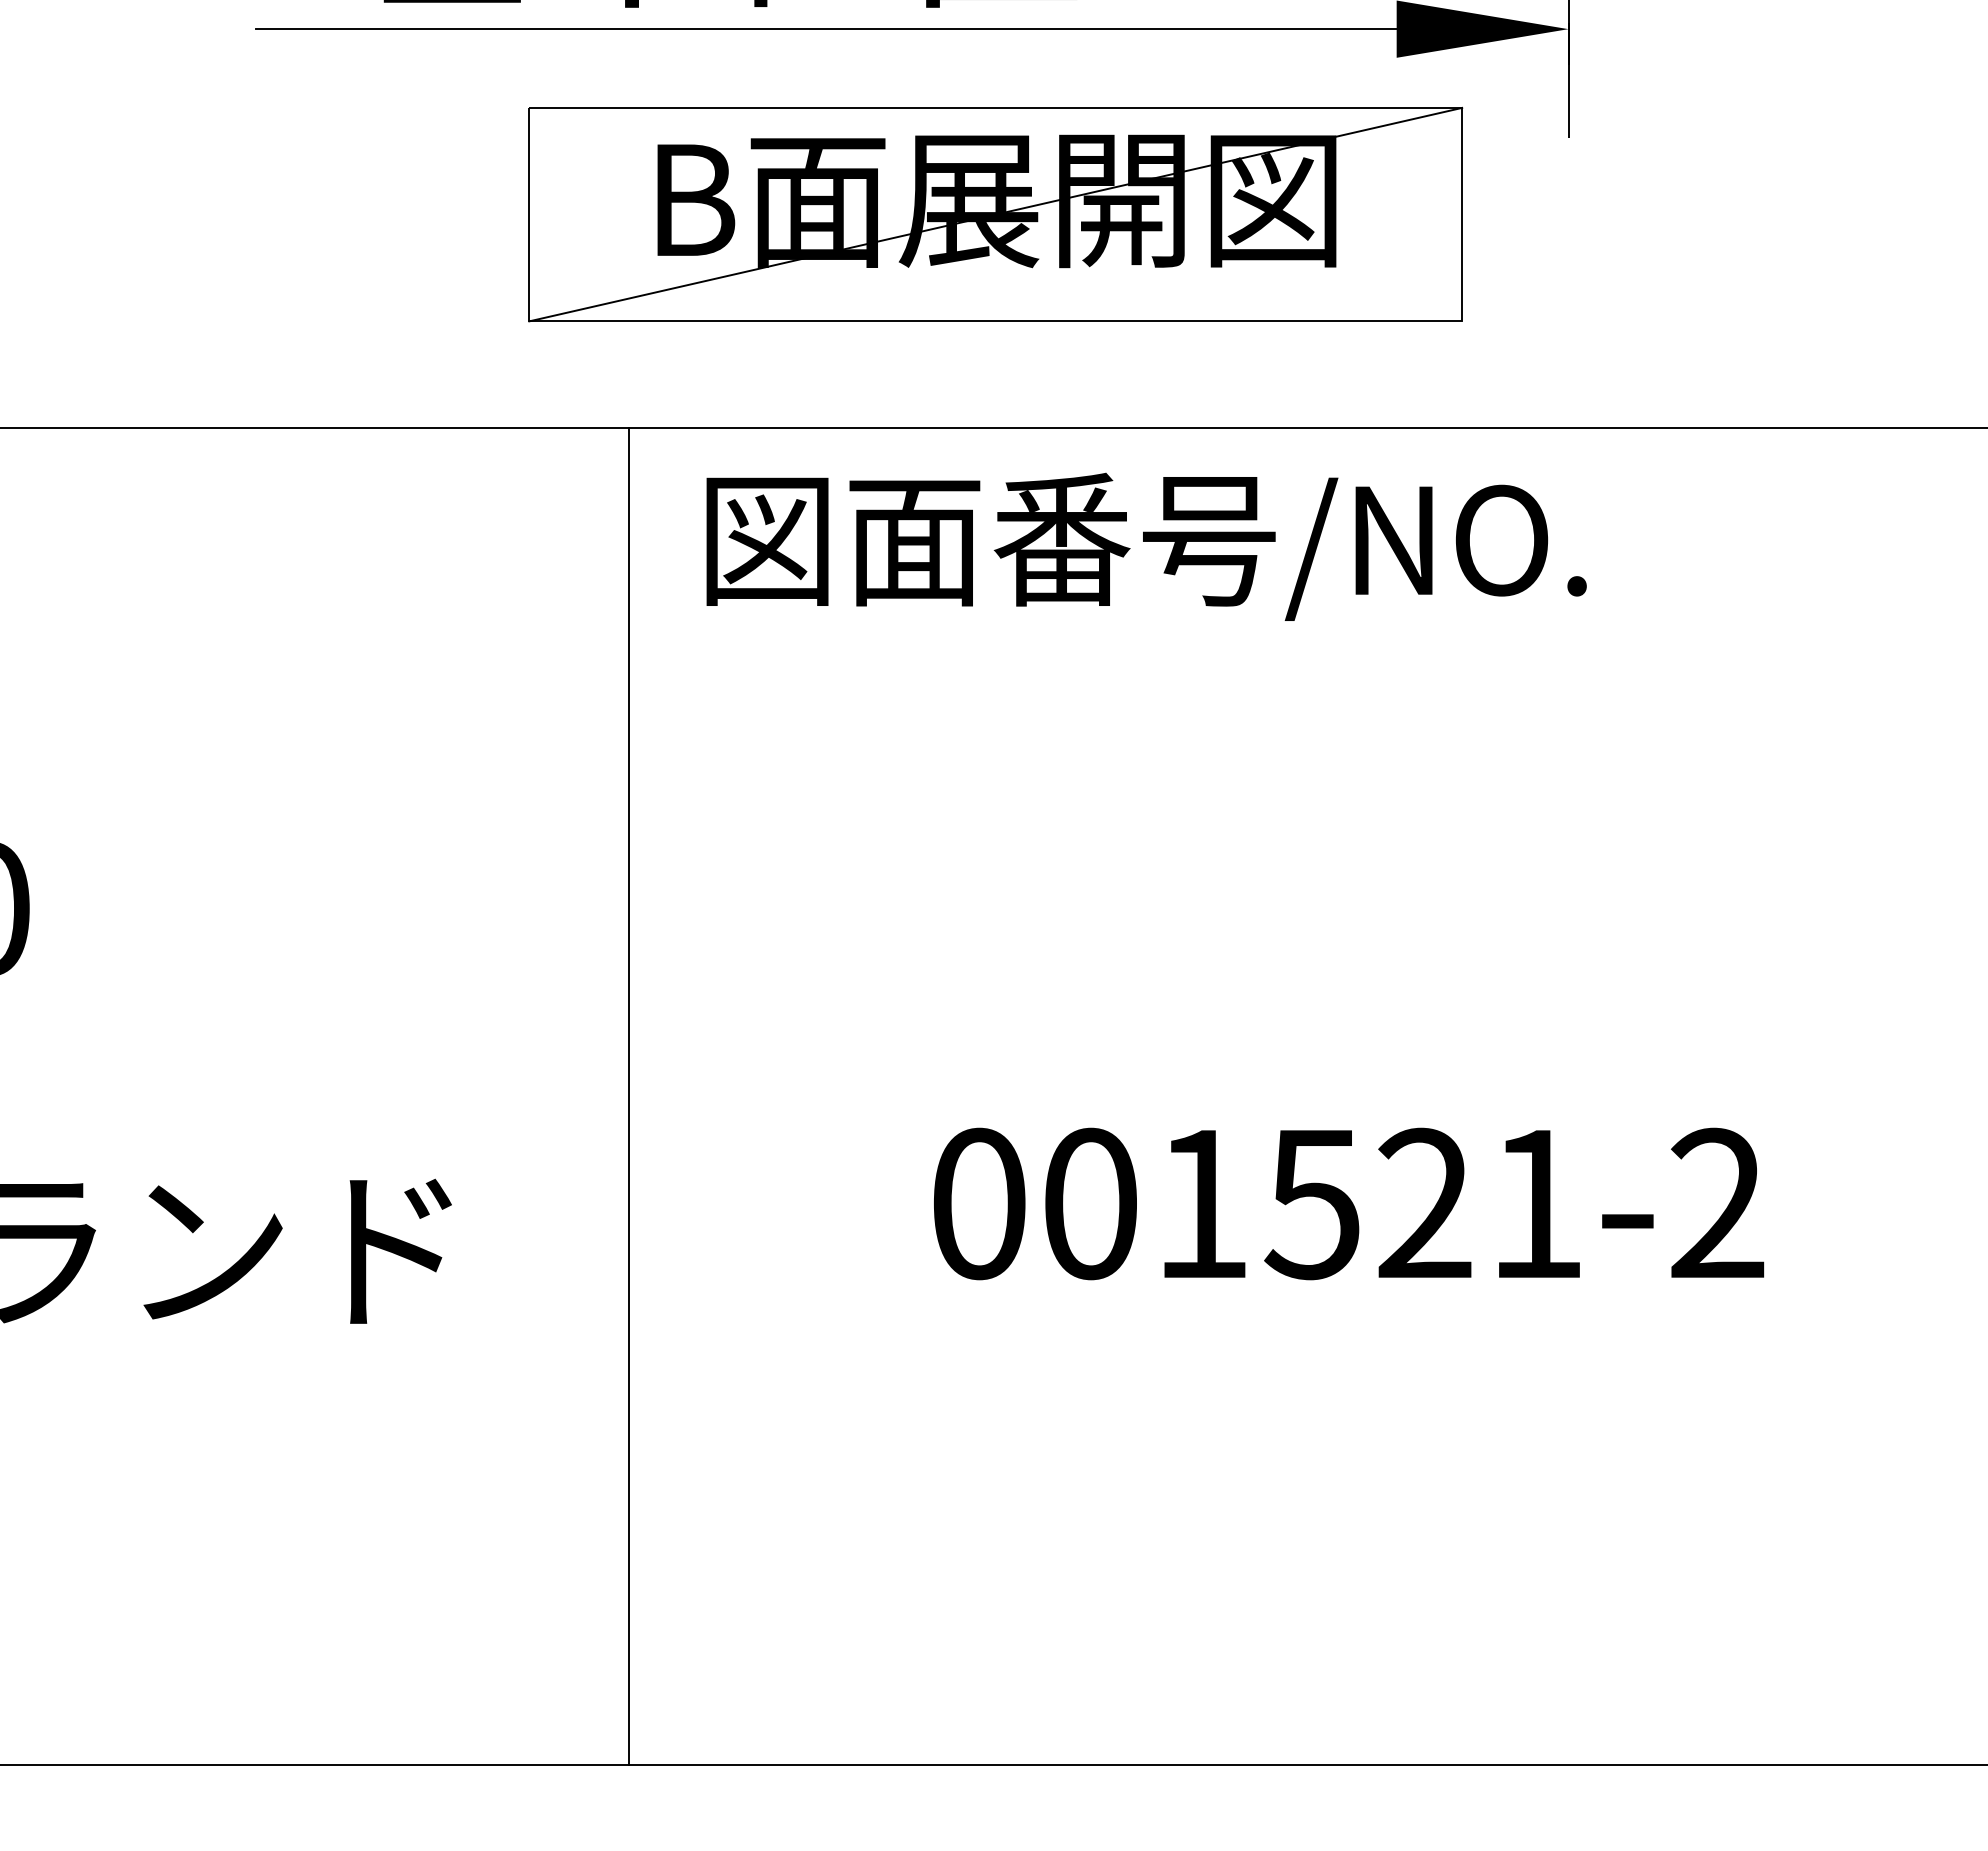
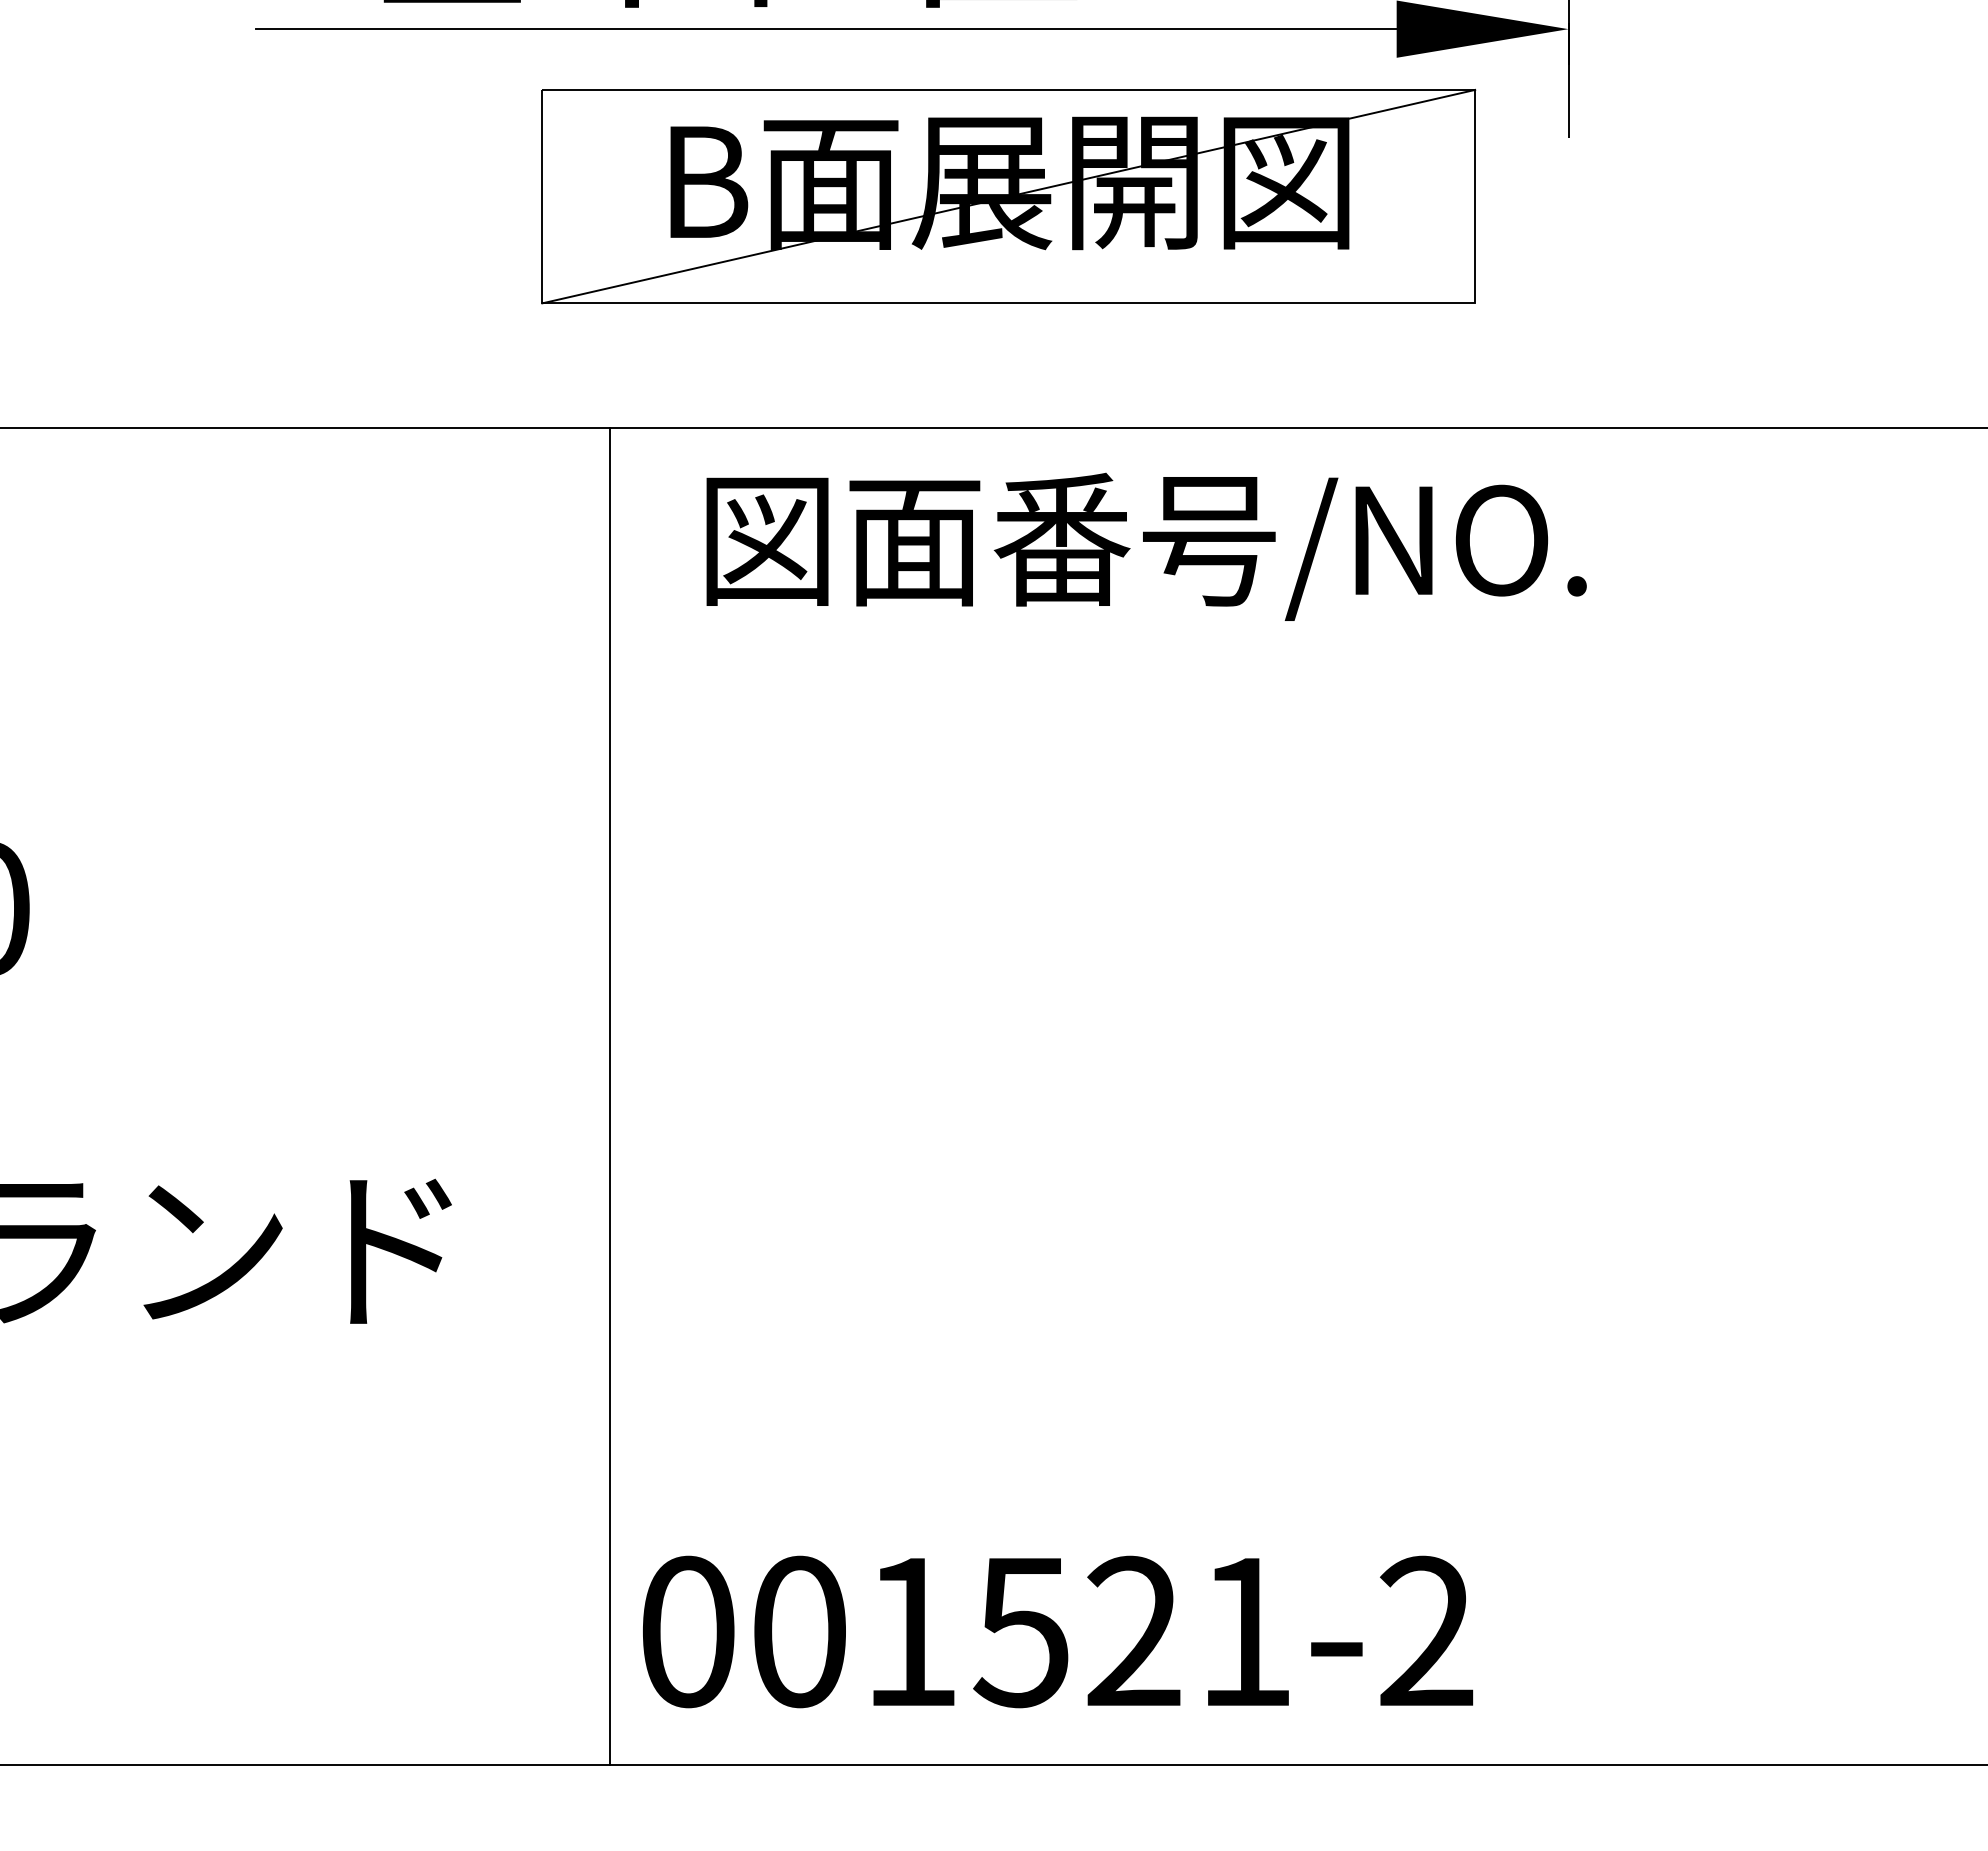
part position: (995, 214) -> (1008, 196) (1008, 196)
line position: (628, 1096) -> (609, 1096) (609, 1096)
text position: (1349, 1203) -> (1058, 1631) (1058, 1631)
